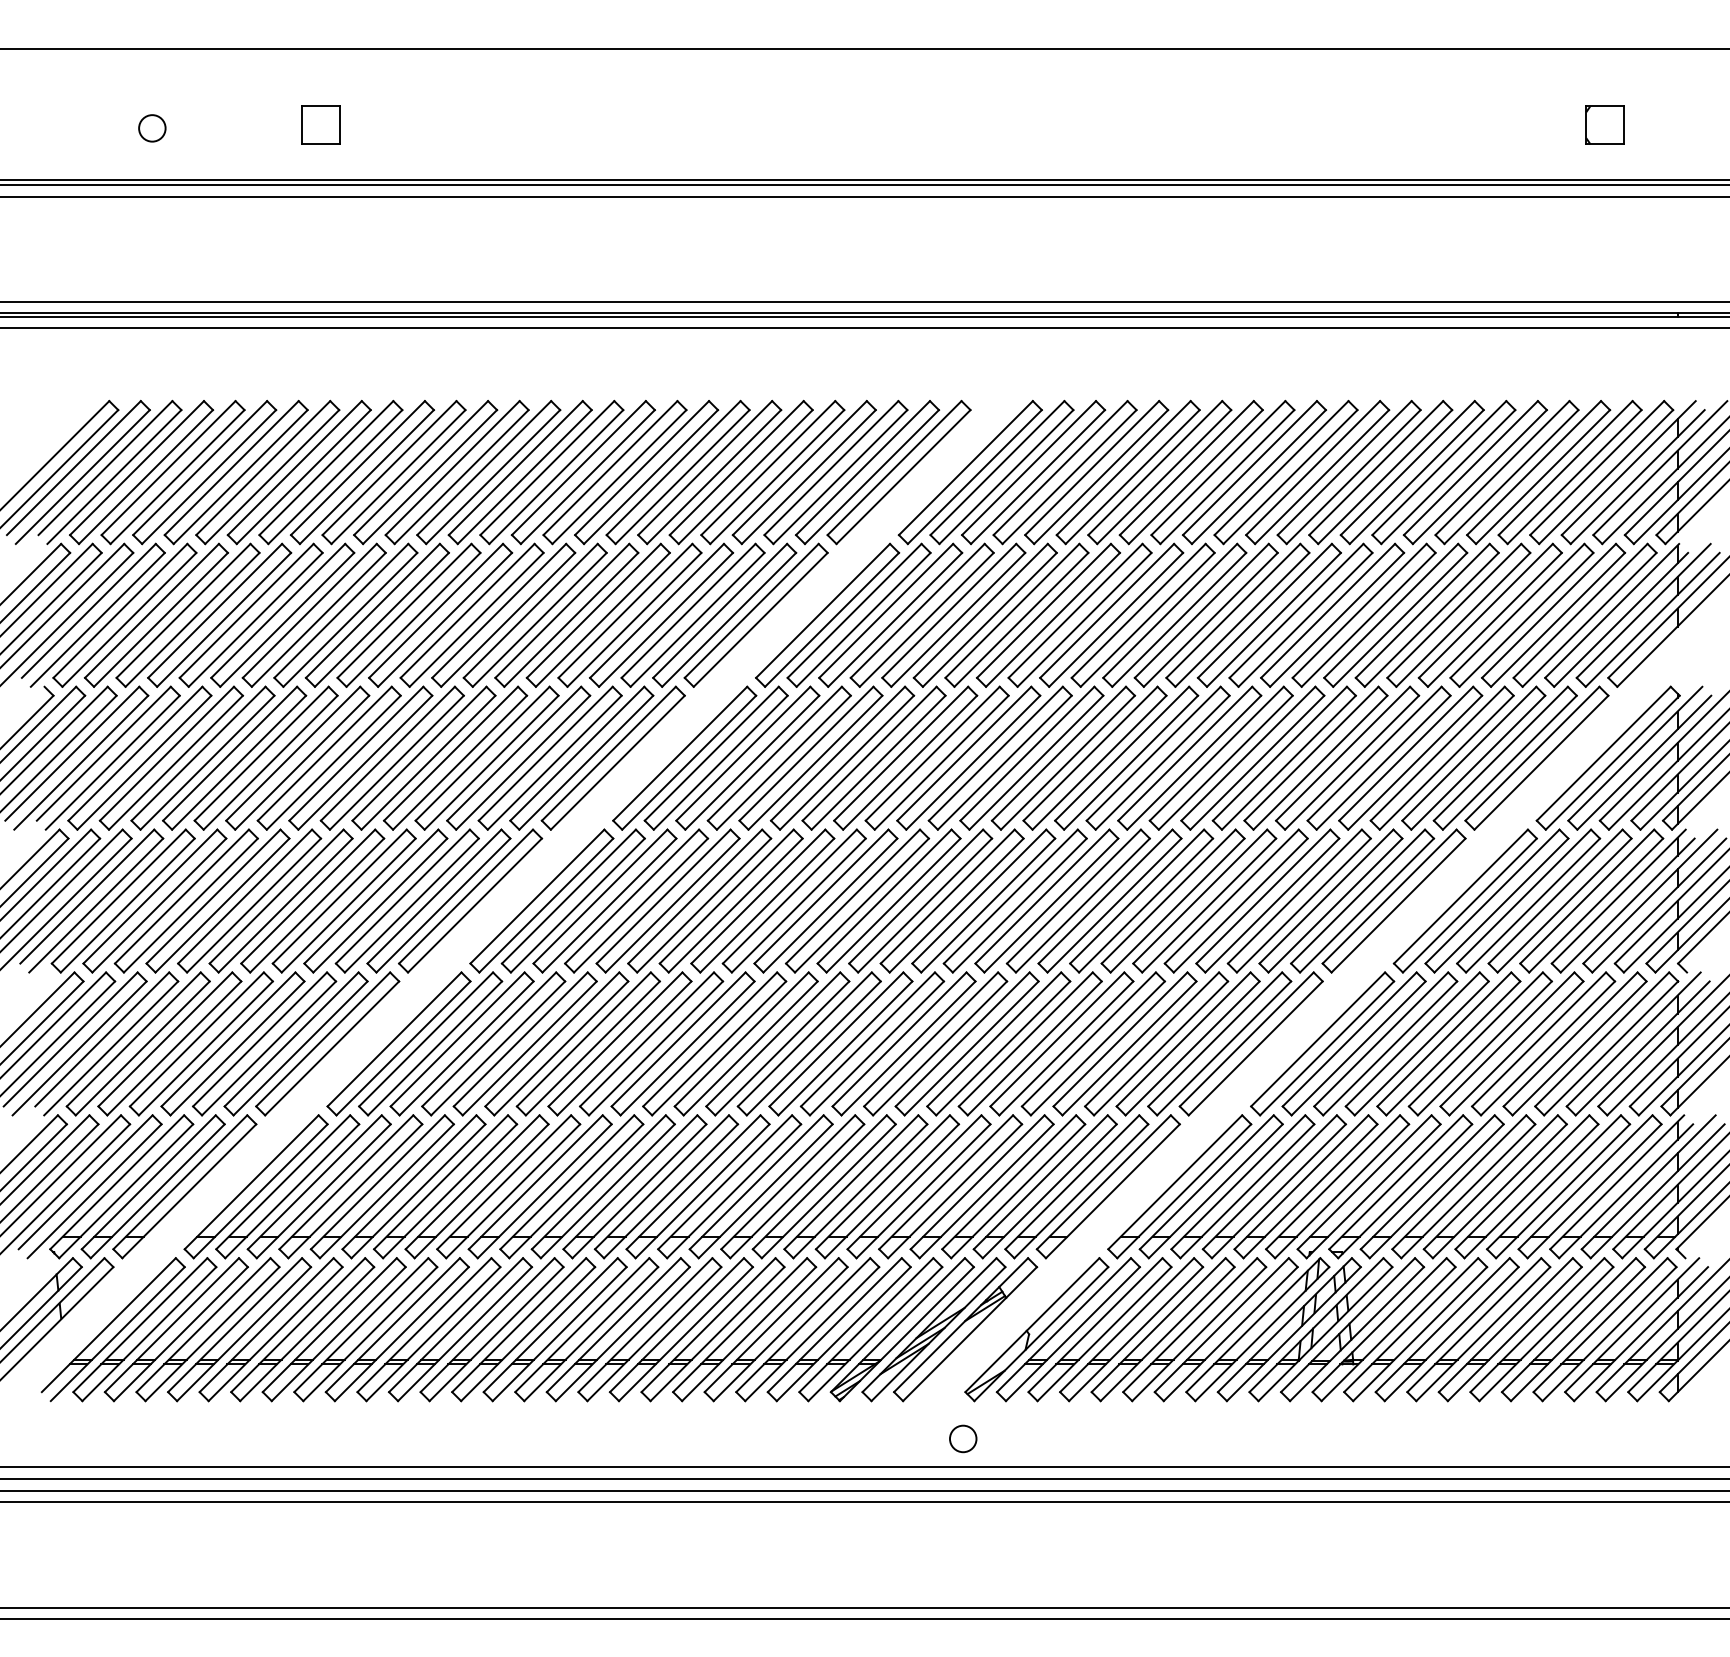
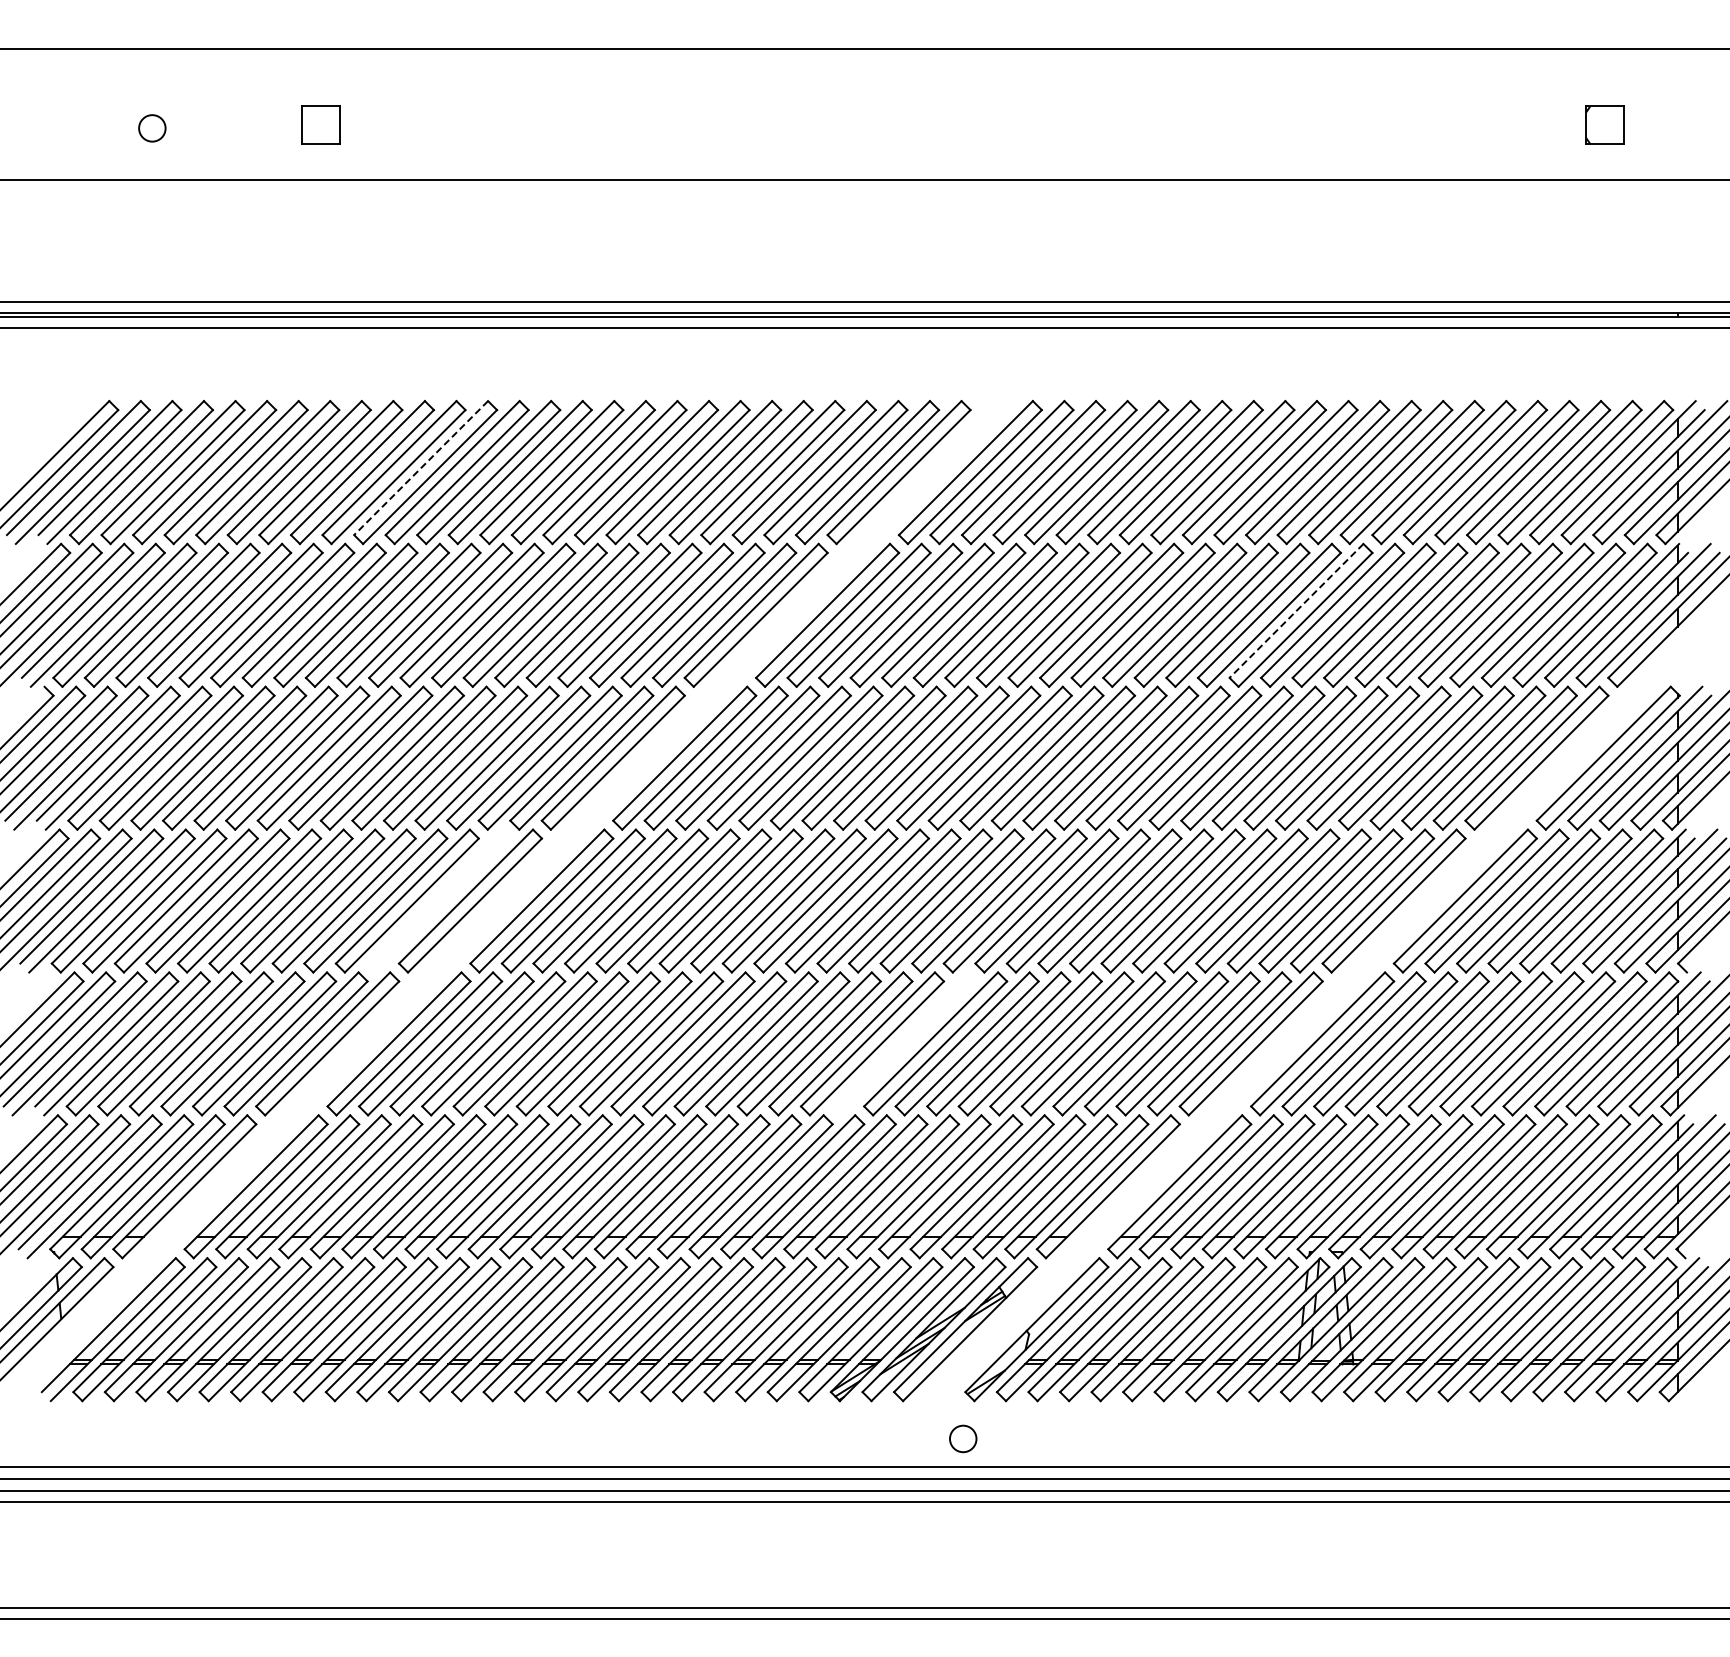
line: present -> none (864, 185)
line: present -> none (864, 196)
line: solid -> dashed (421, 468)
line: solid -> dashed (1296, 610)
part: present -> none (438, 900)
part: present -> none (903, 1043)
